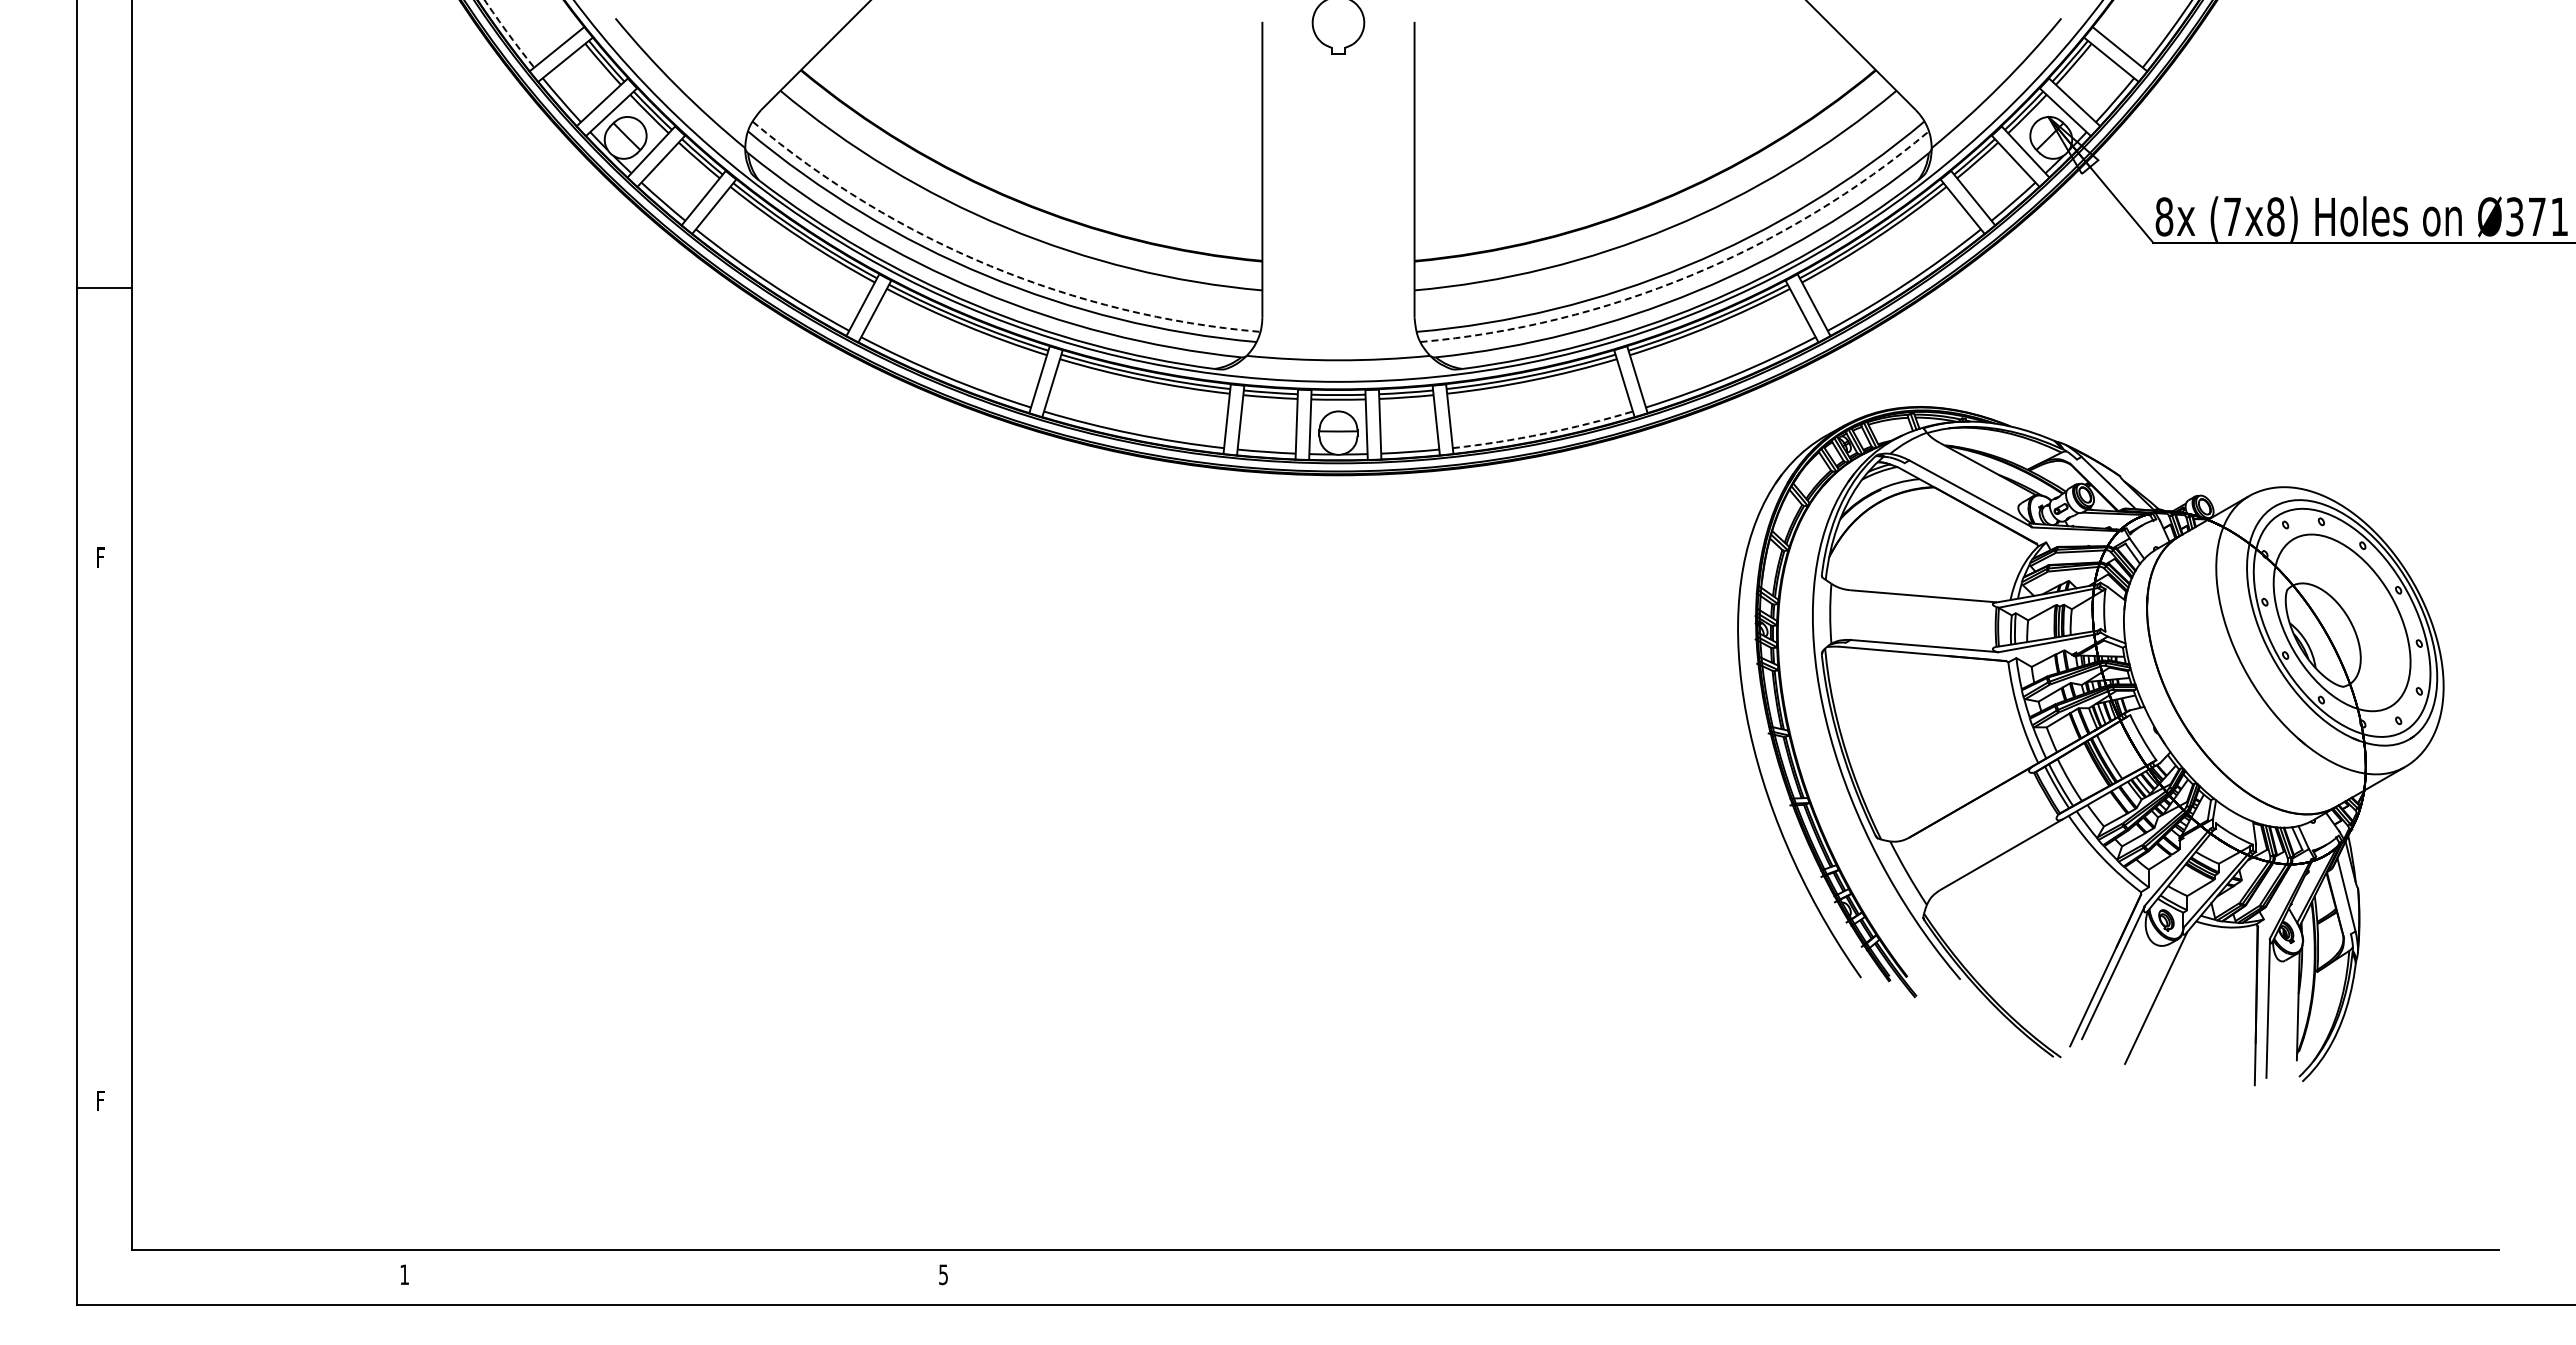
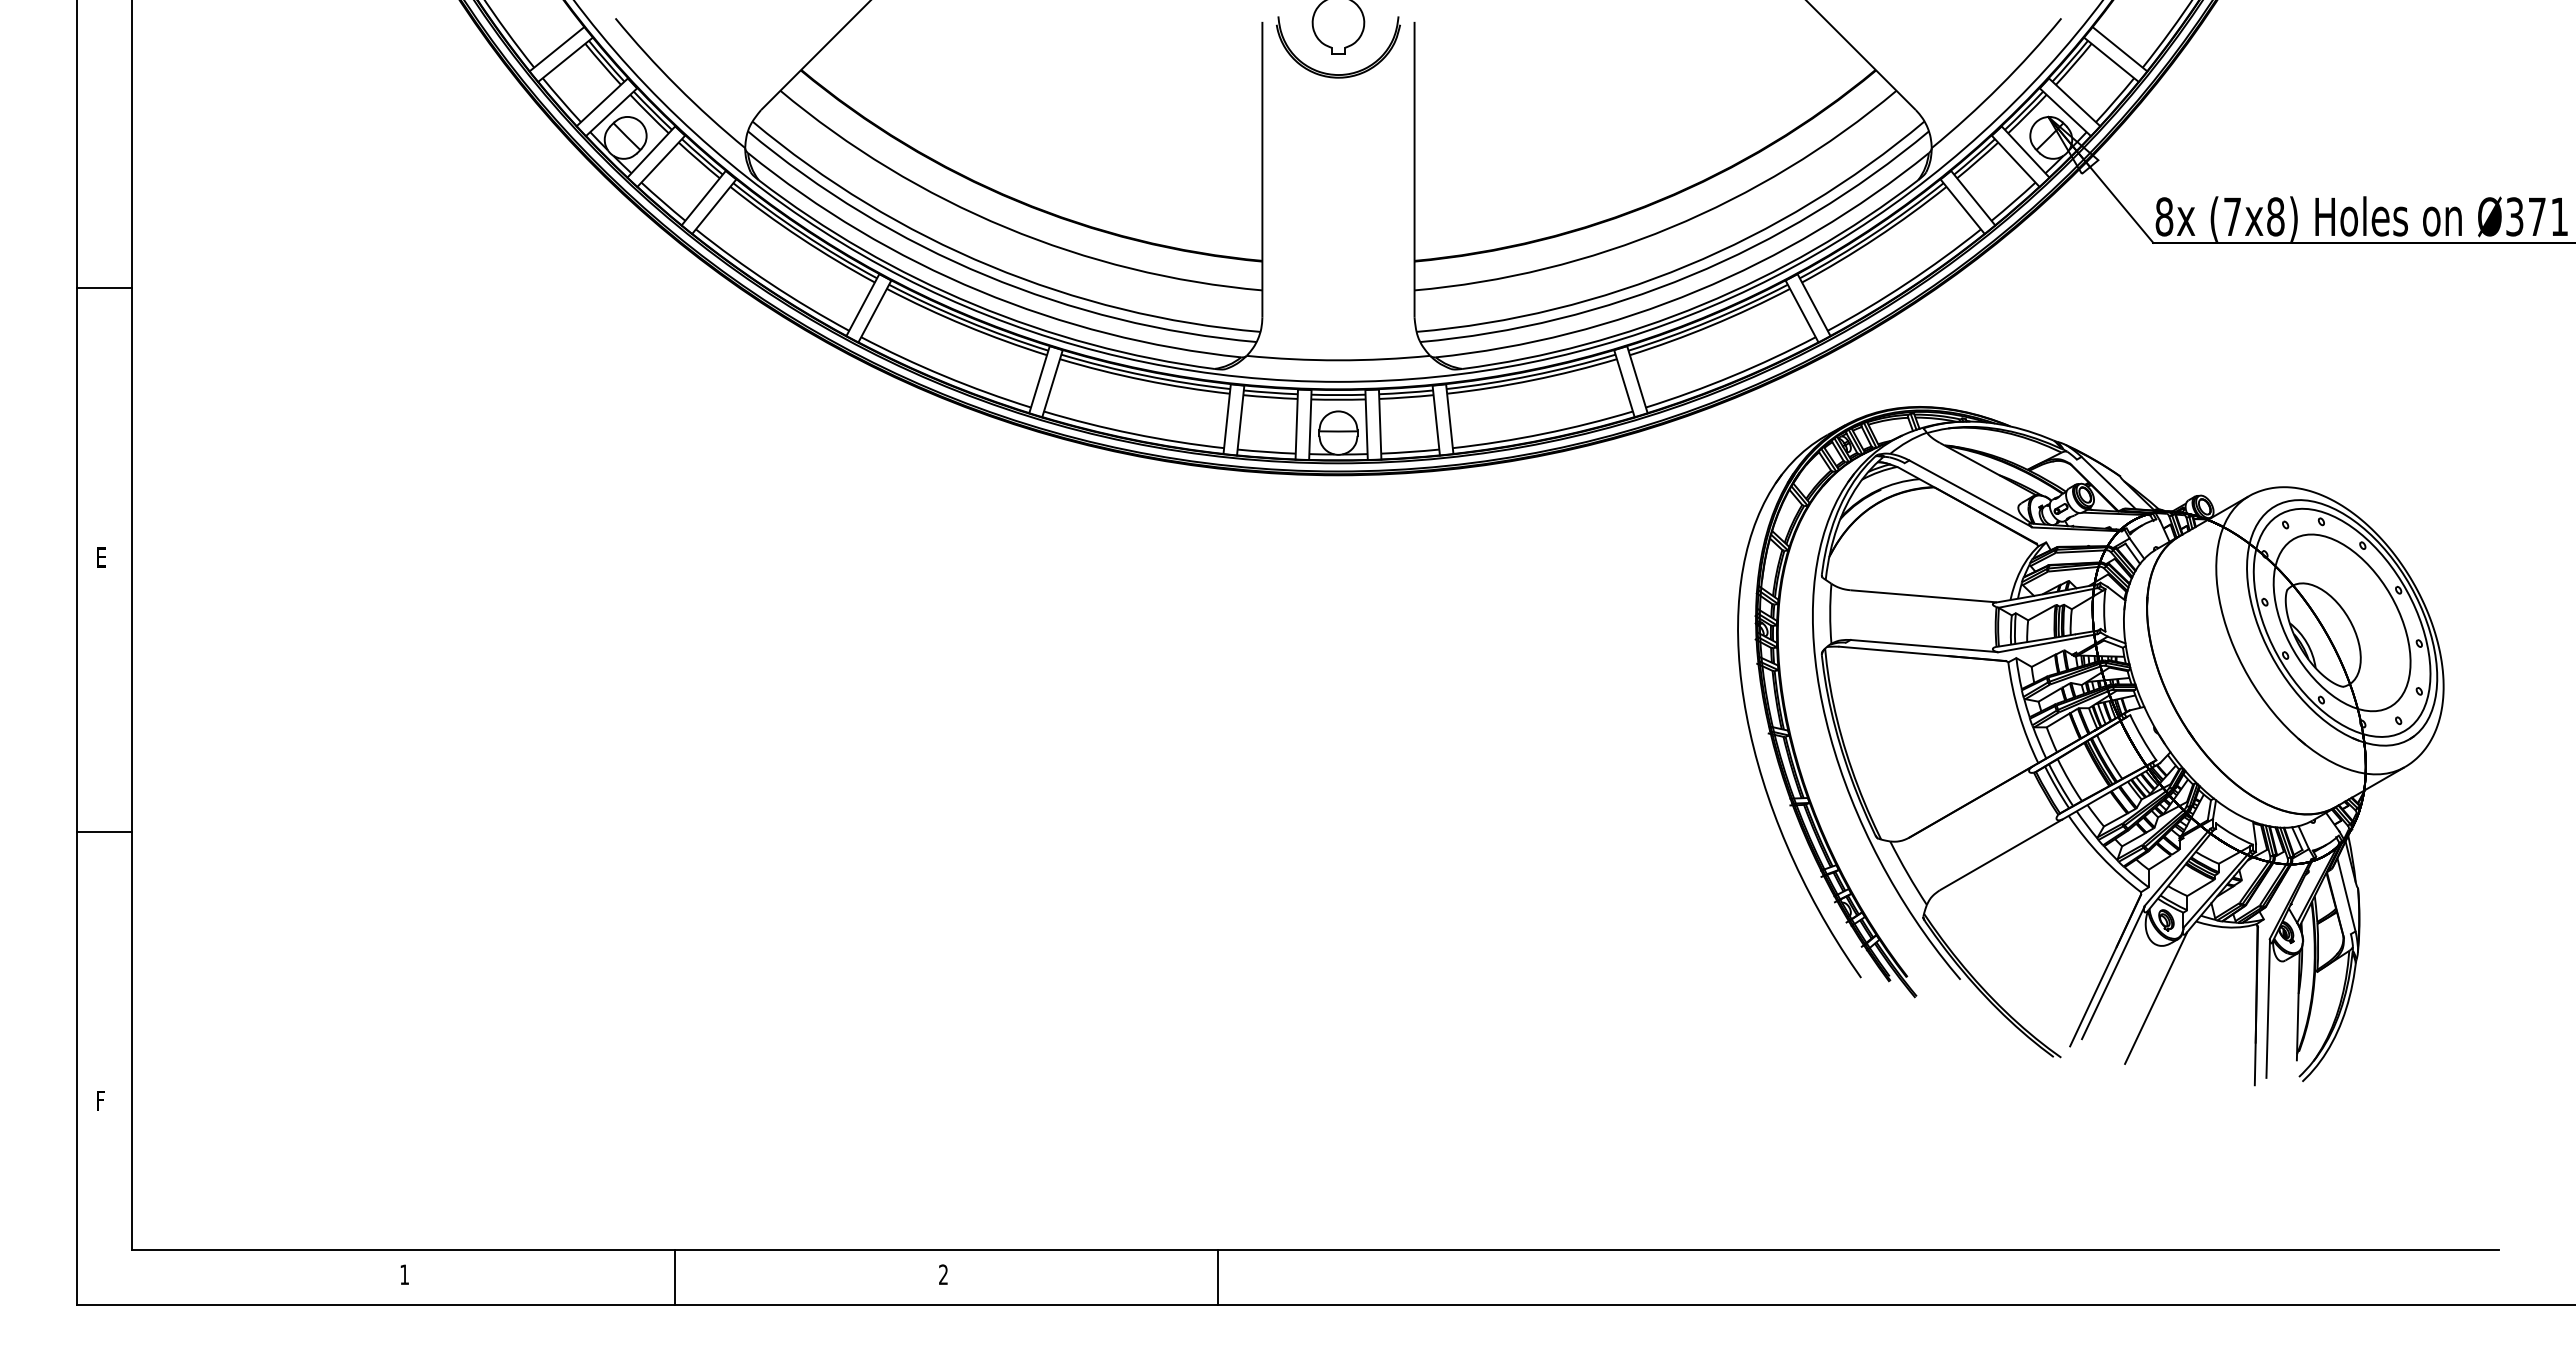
arc: dashed -> solid (509, 34)
part: none -> present (1333, 73)
arc: dashed -> solid (990, 266)
arc: dashed -> solid (1690, 275)
arc: dashed -> solid (1543, 433)
text: F -> E (102, 557)
line: none -> present (104, 831)
text: 5 -> 2 (943, 1274)
line: none -> present (675, 1277)
line: none -> present (1218, 1277)
